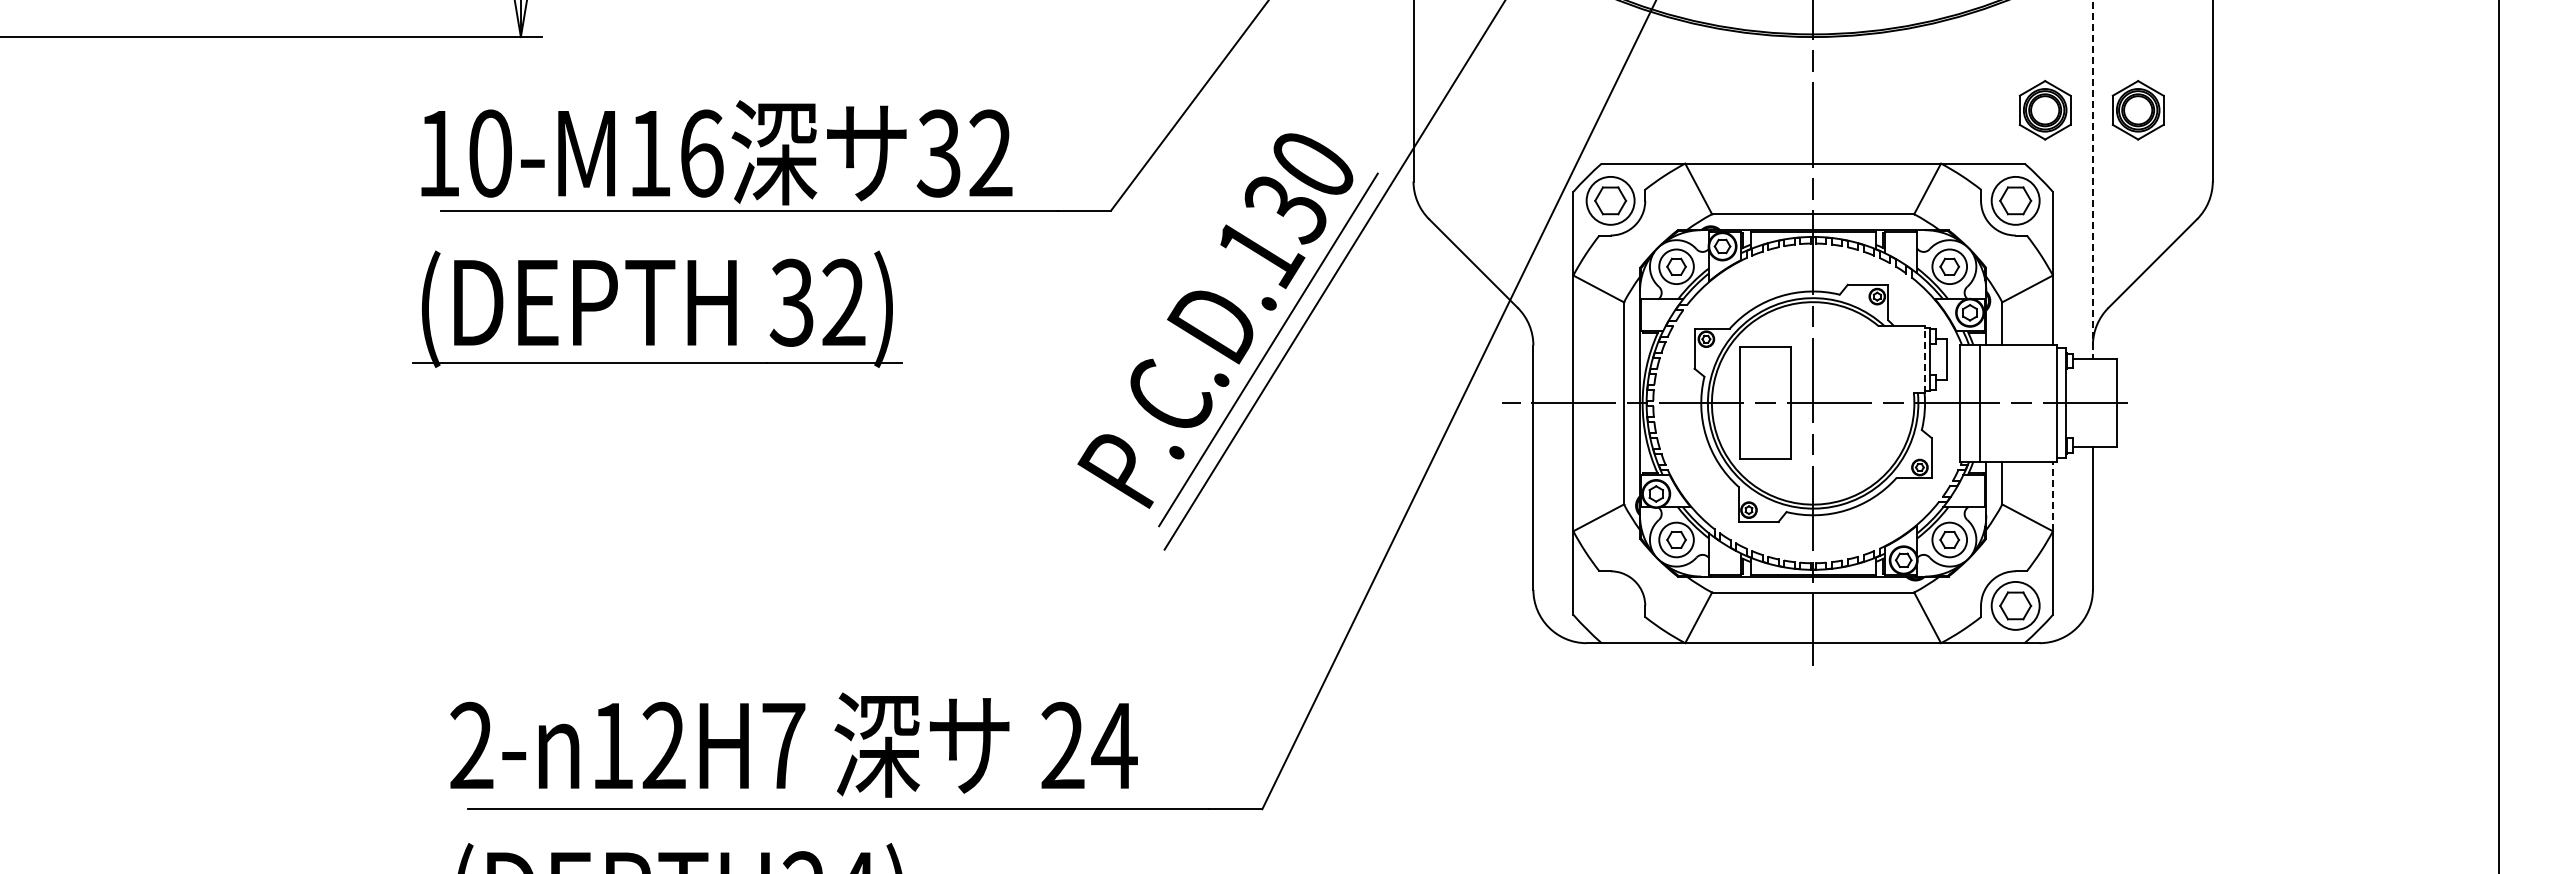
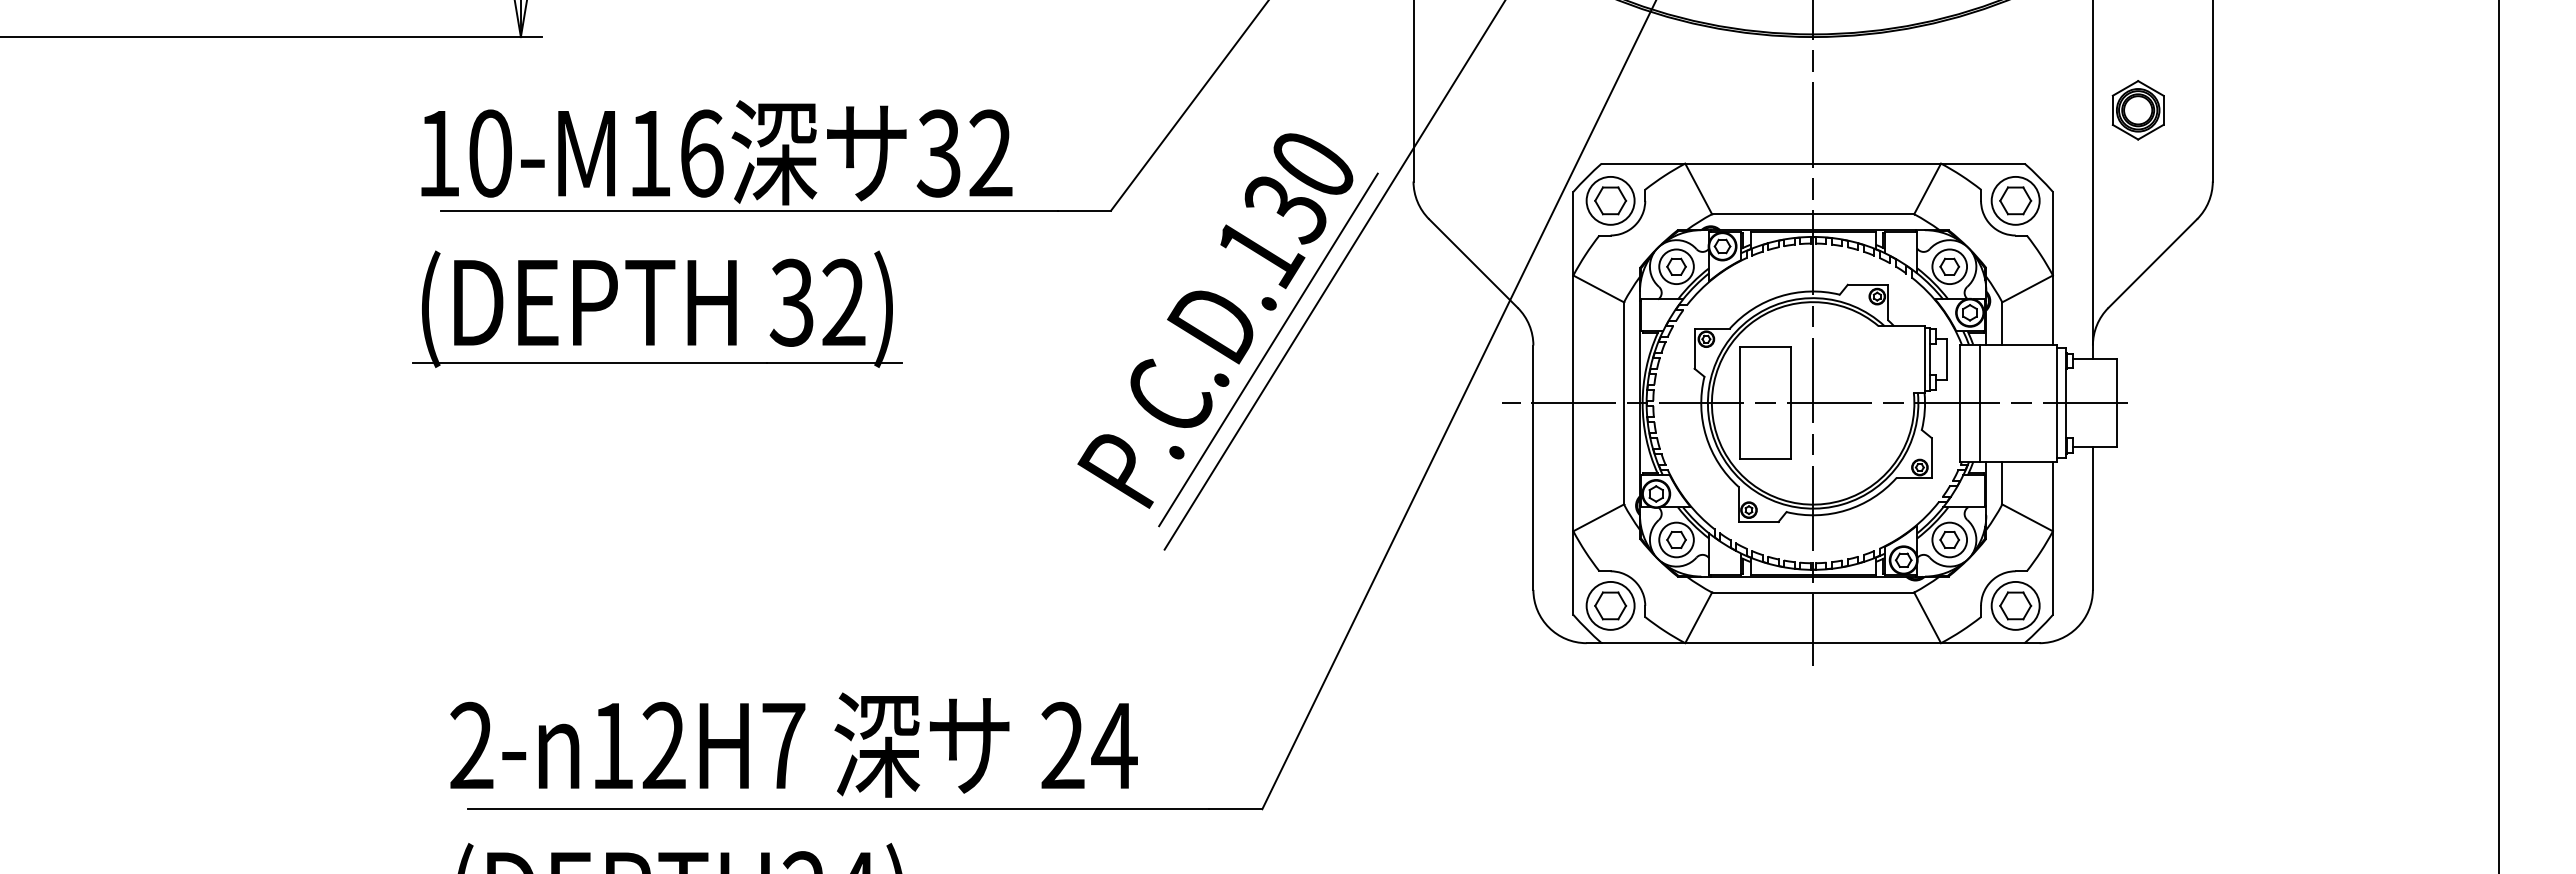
part: present -> none (2044, 110)
line: dashed -> solid (2092, 180)
line: dashed -> solid (1925, 358)
line: dashed -> solid (2052, 496)
part: none -> present (1610, 605)
